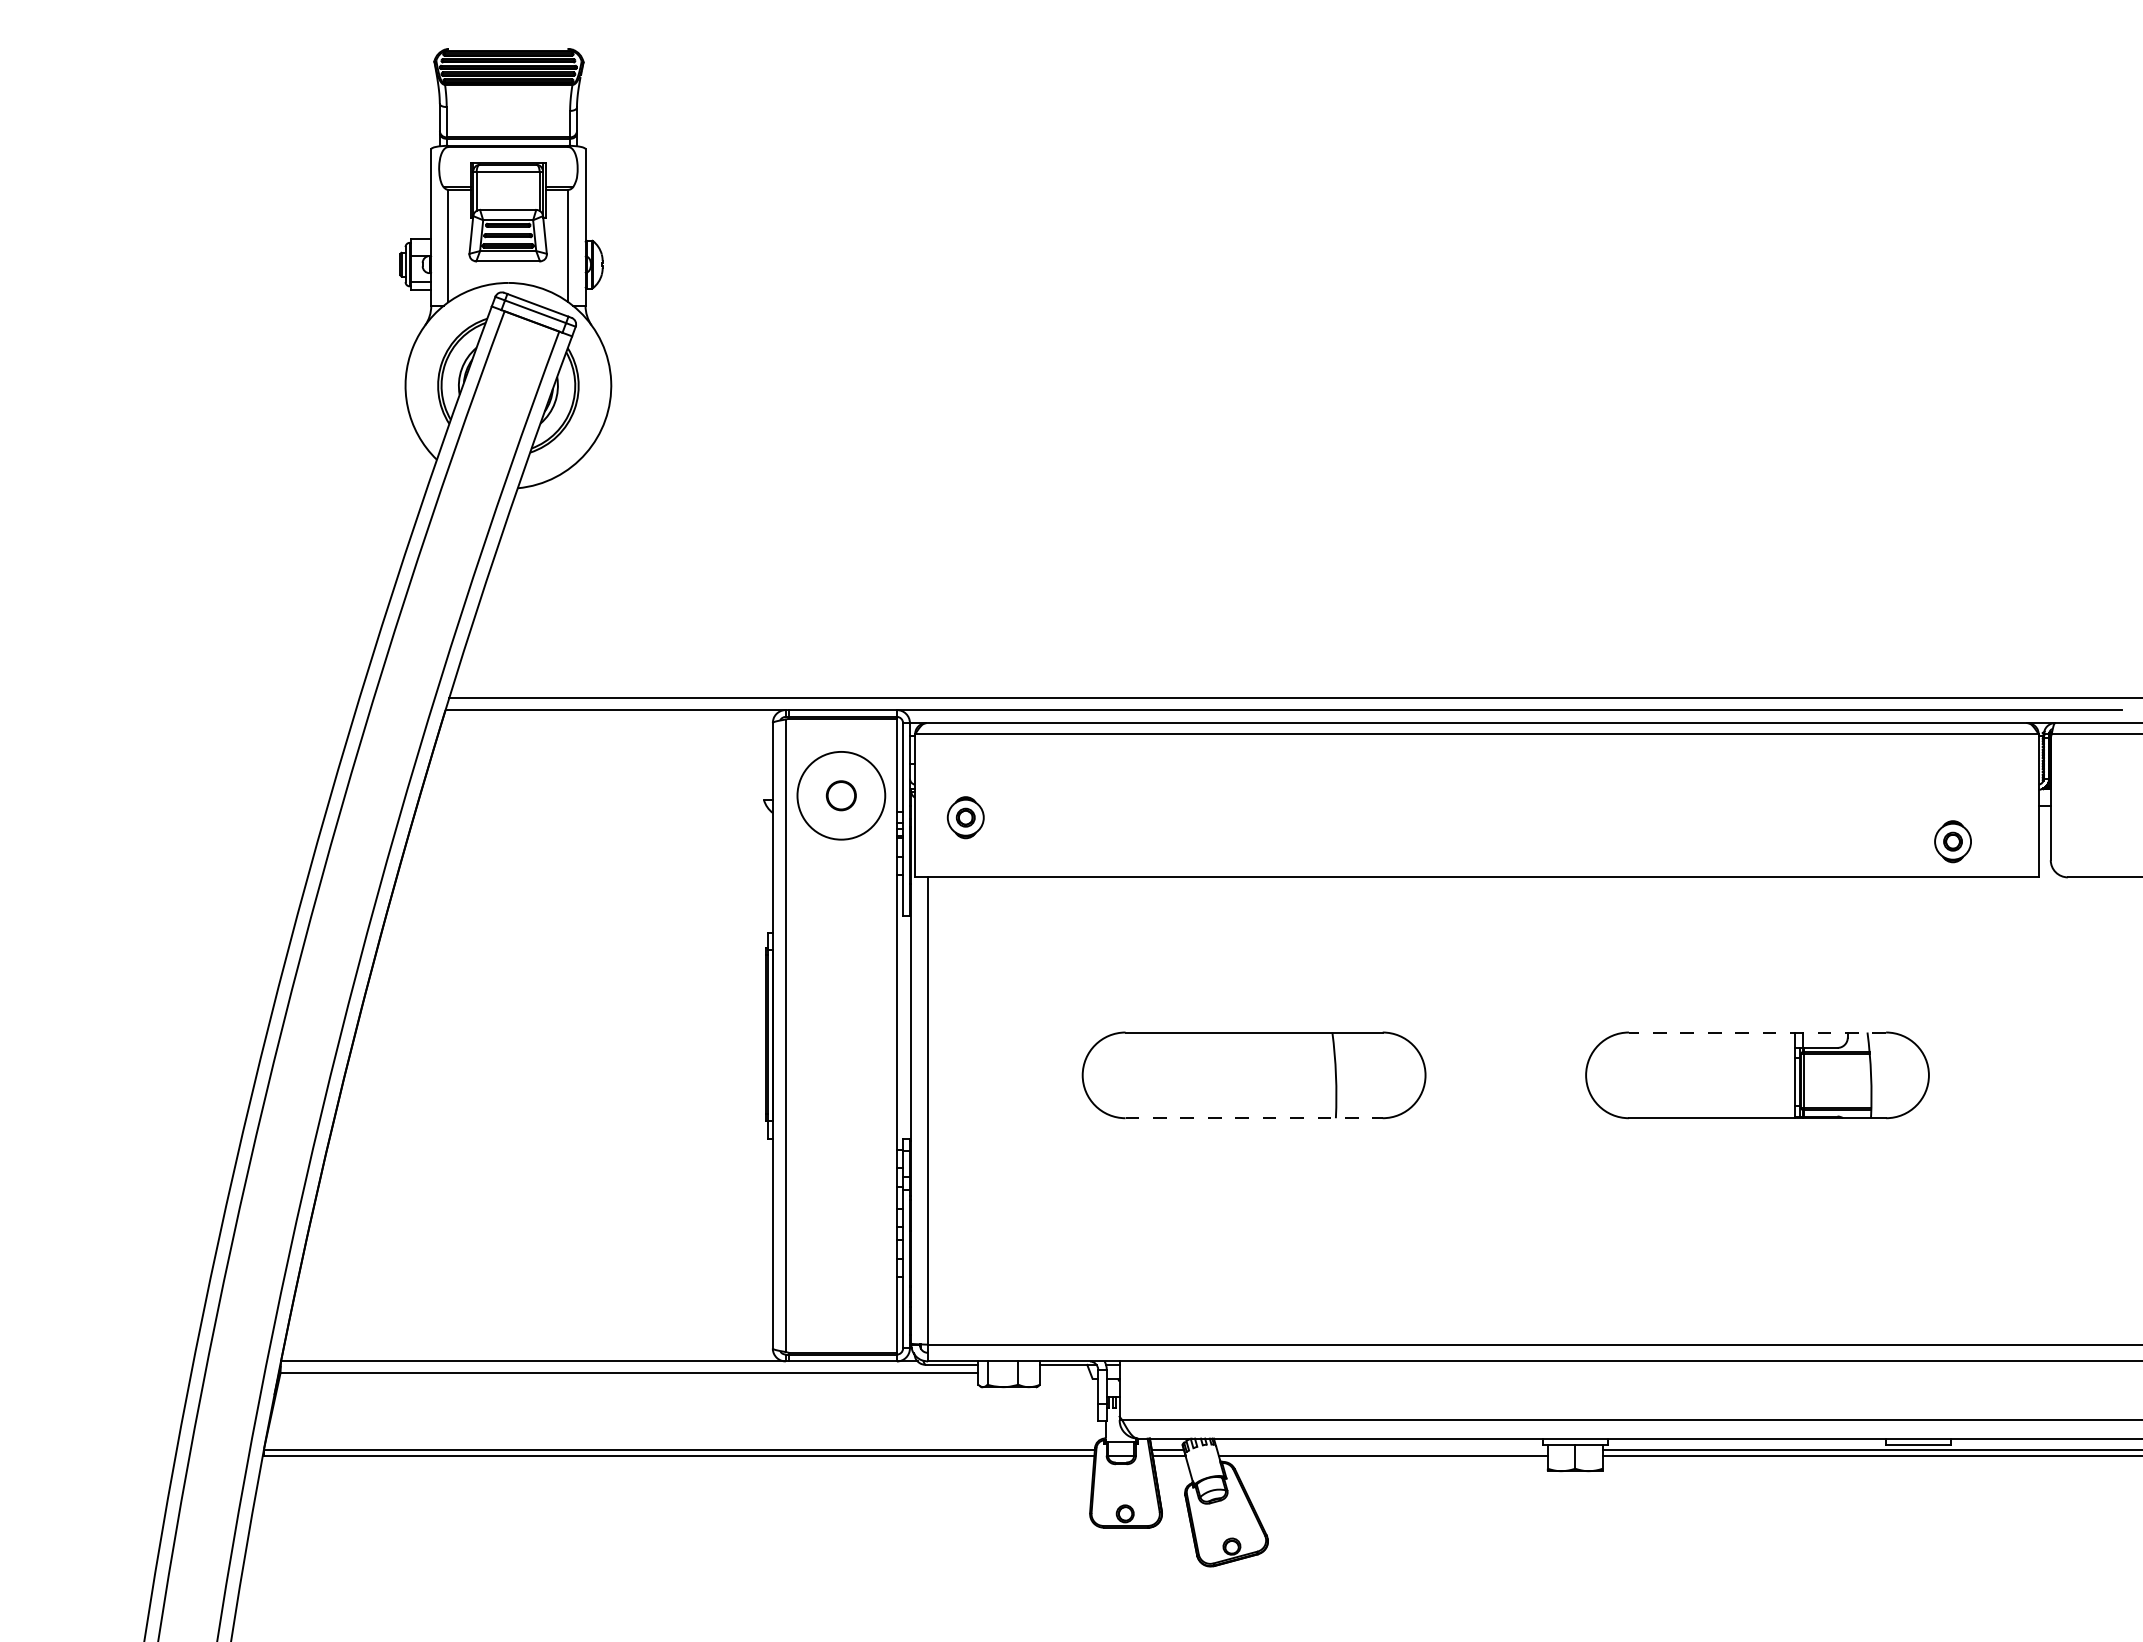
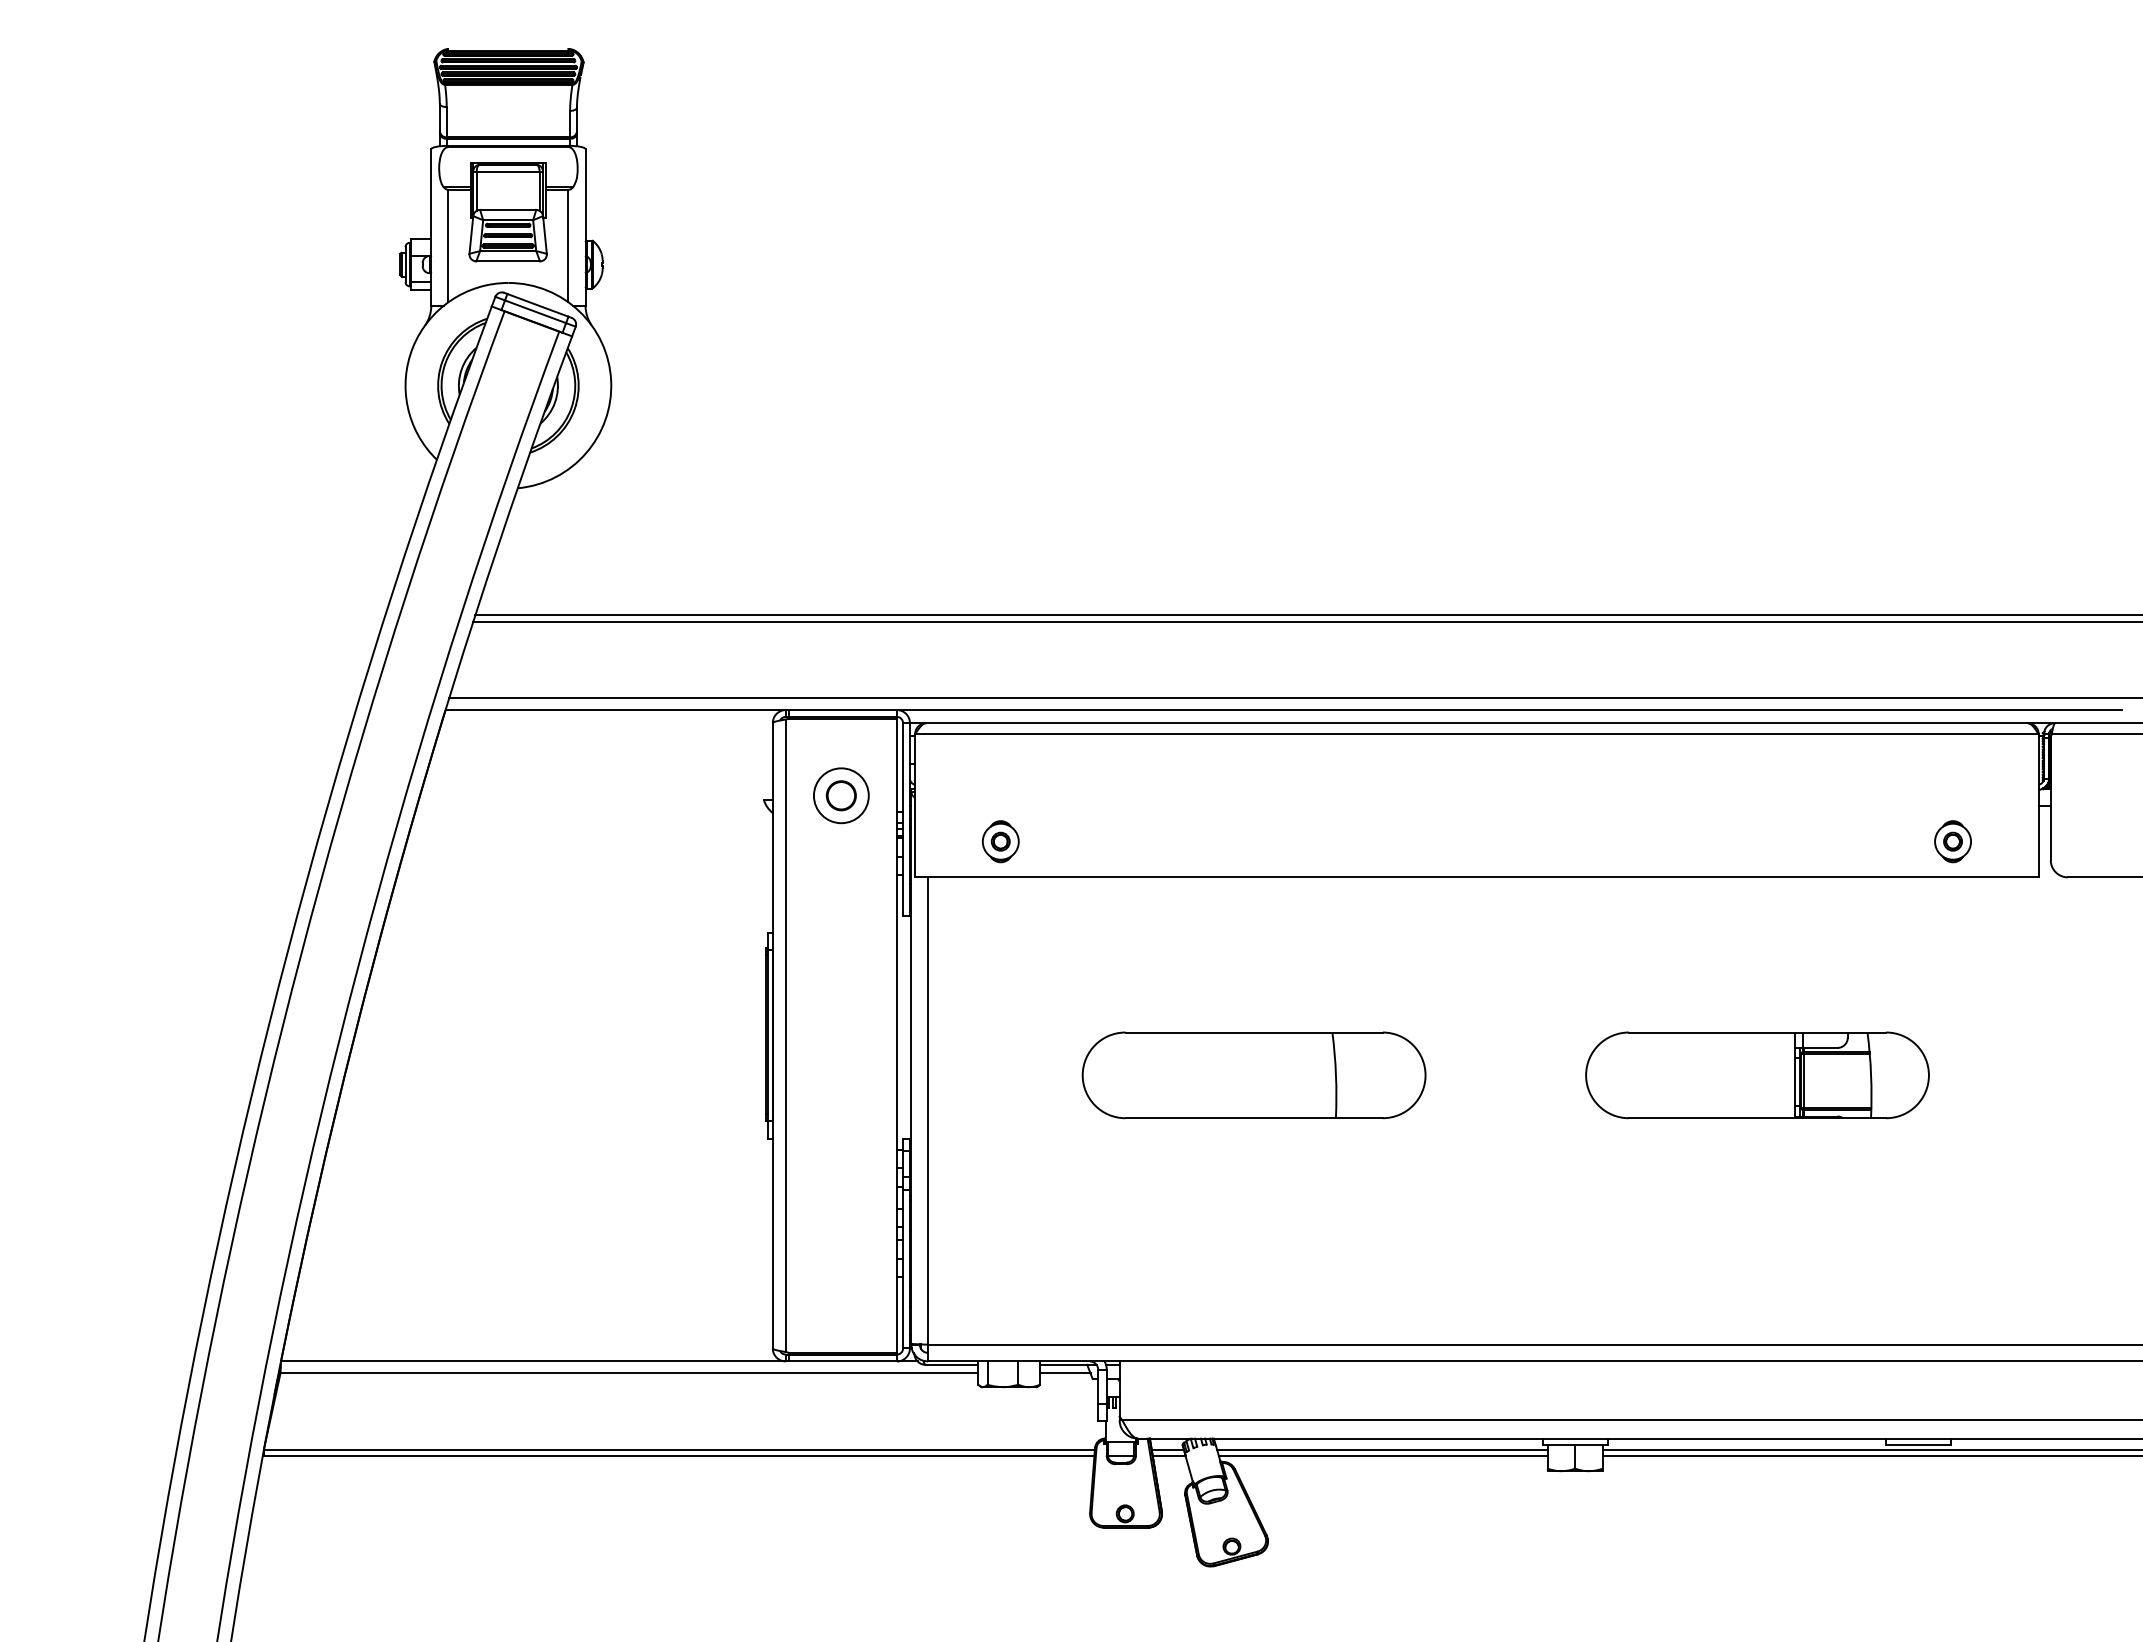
line: none -> present (1307, 615)
line: none -> present (1306, 621)
circle diameter: 88 px -> 55 px (840, 795)
part position: (965, 817) -> (1000, 841) (1000, 841)
line: dashed -> solid (1757, 1032)
line: dashed -> solid (1254, 1118)
line: none -> present (1065, 1373)
line: none -> present (1382, 1449)
